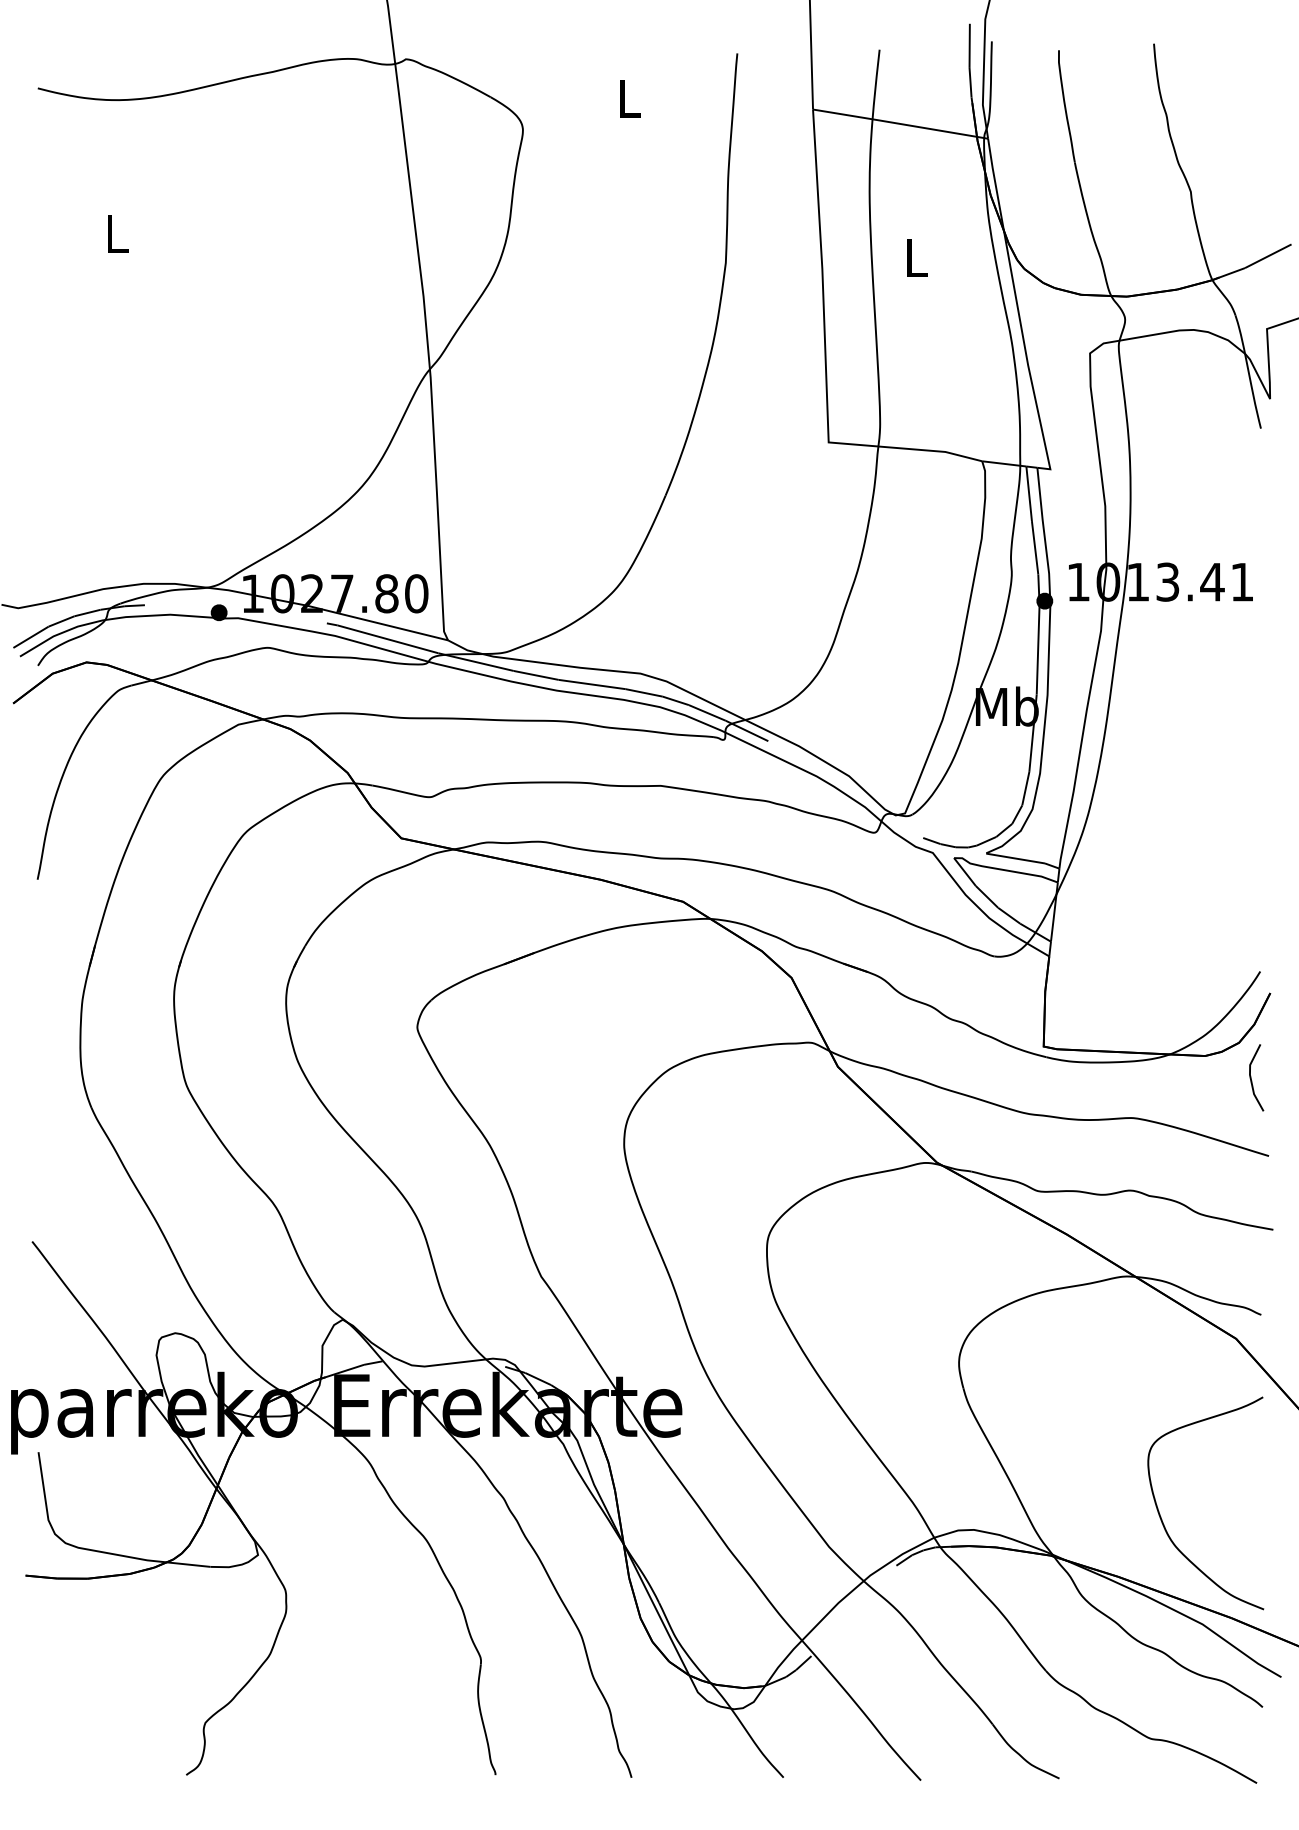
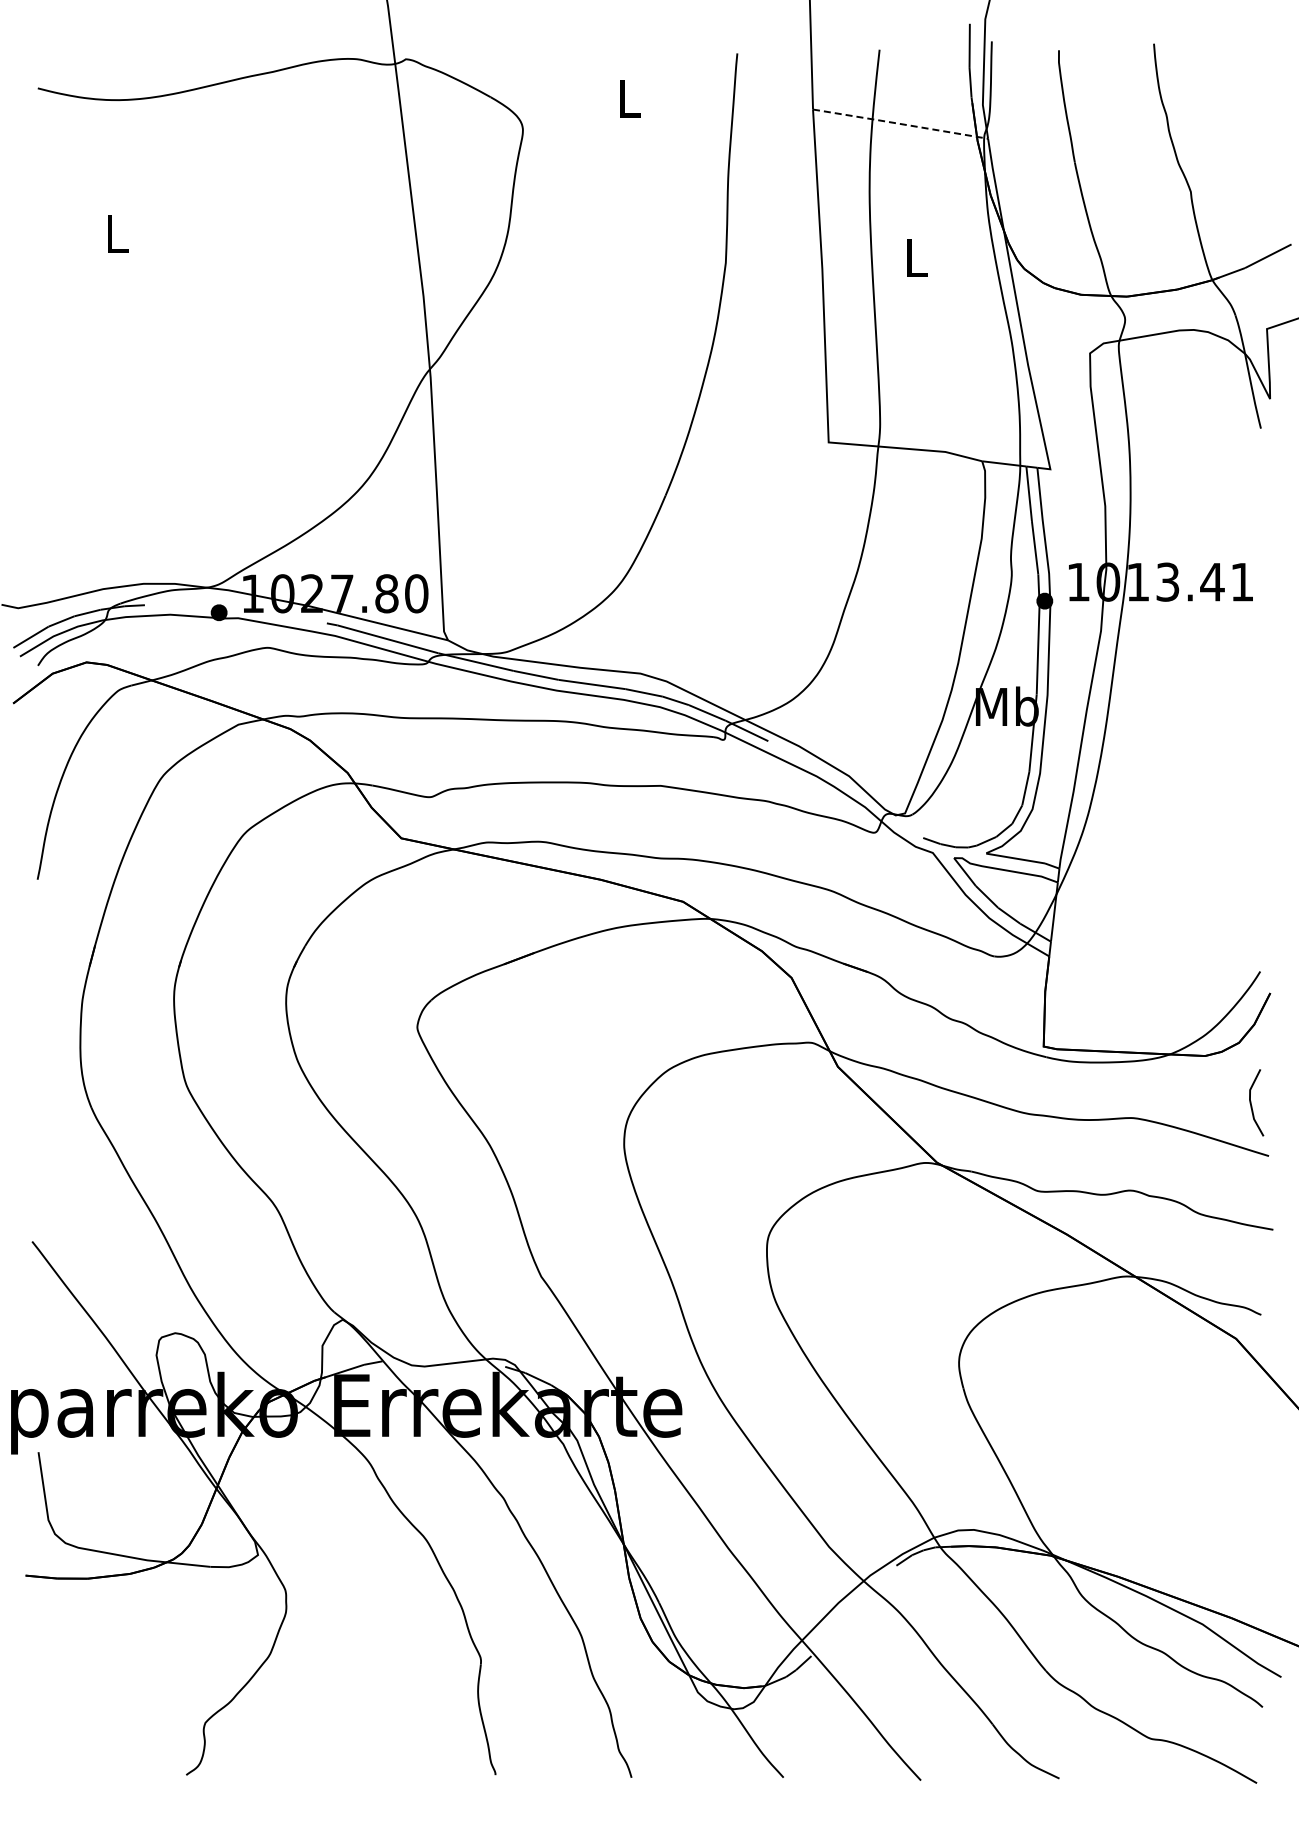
line: solid -> dashed (900, 123)
line position: (1251, 1077) -> (1251, 1102) (1251, 1102)
curve: present -> none (1161, 1516)
